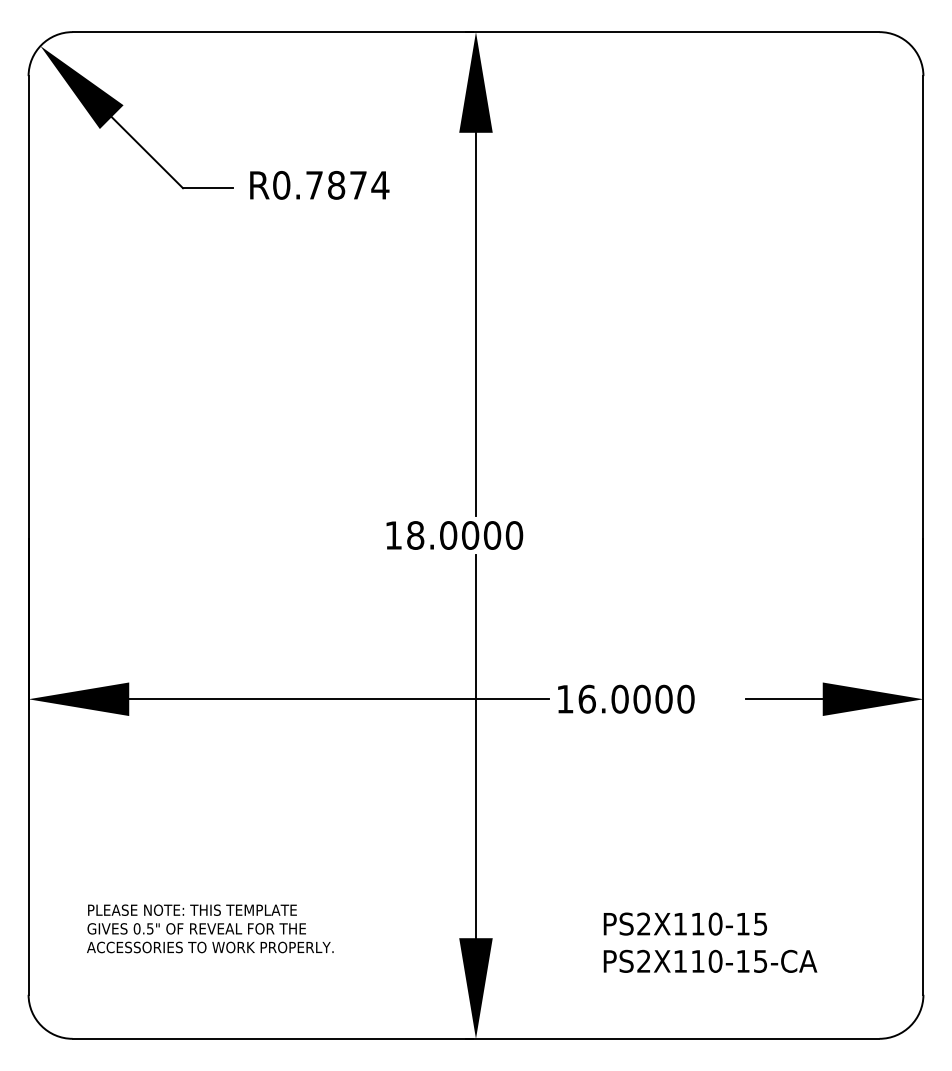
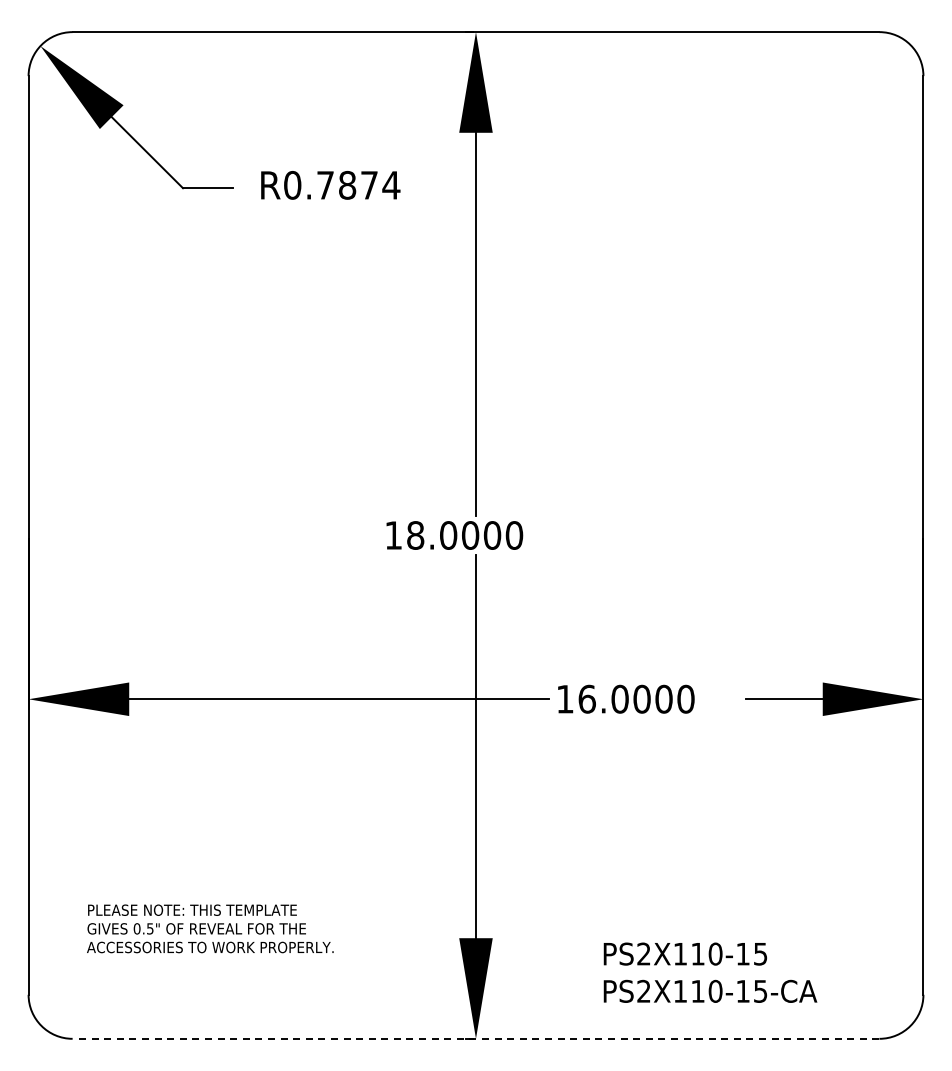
text position: (319, 185) -> (330, 185) (330, 185)
text position: (710, 942) -> (710, 972) (710, 972)
line: solid -> dashed (475, 1038)
